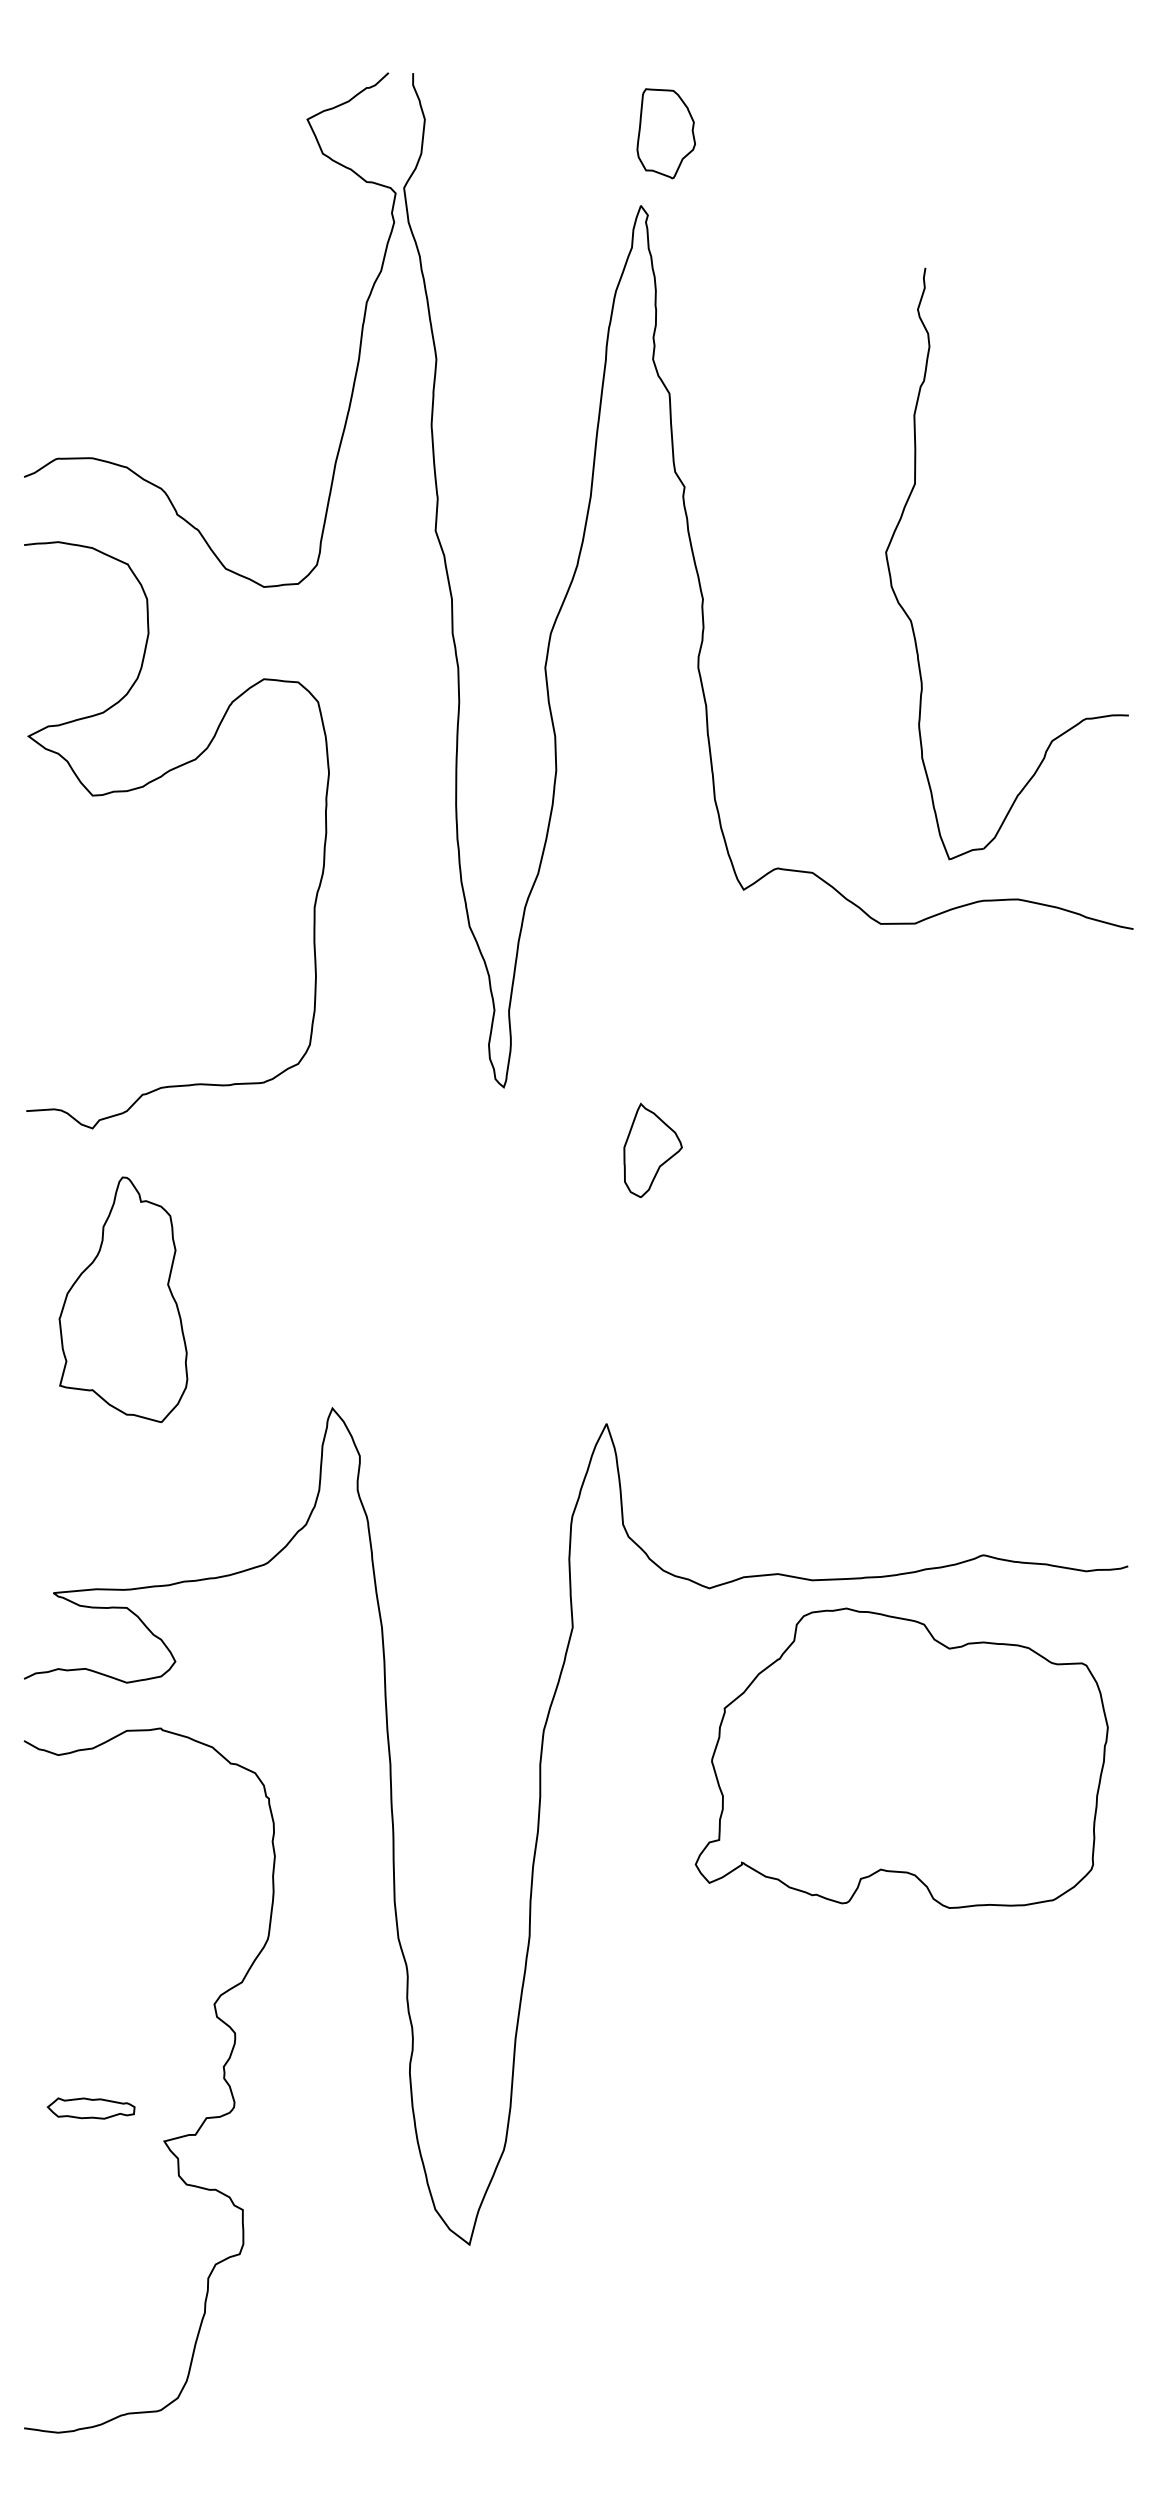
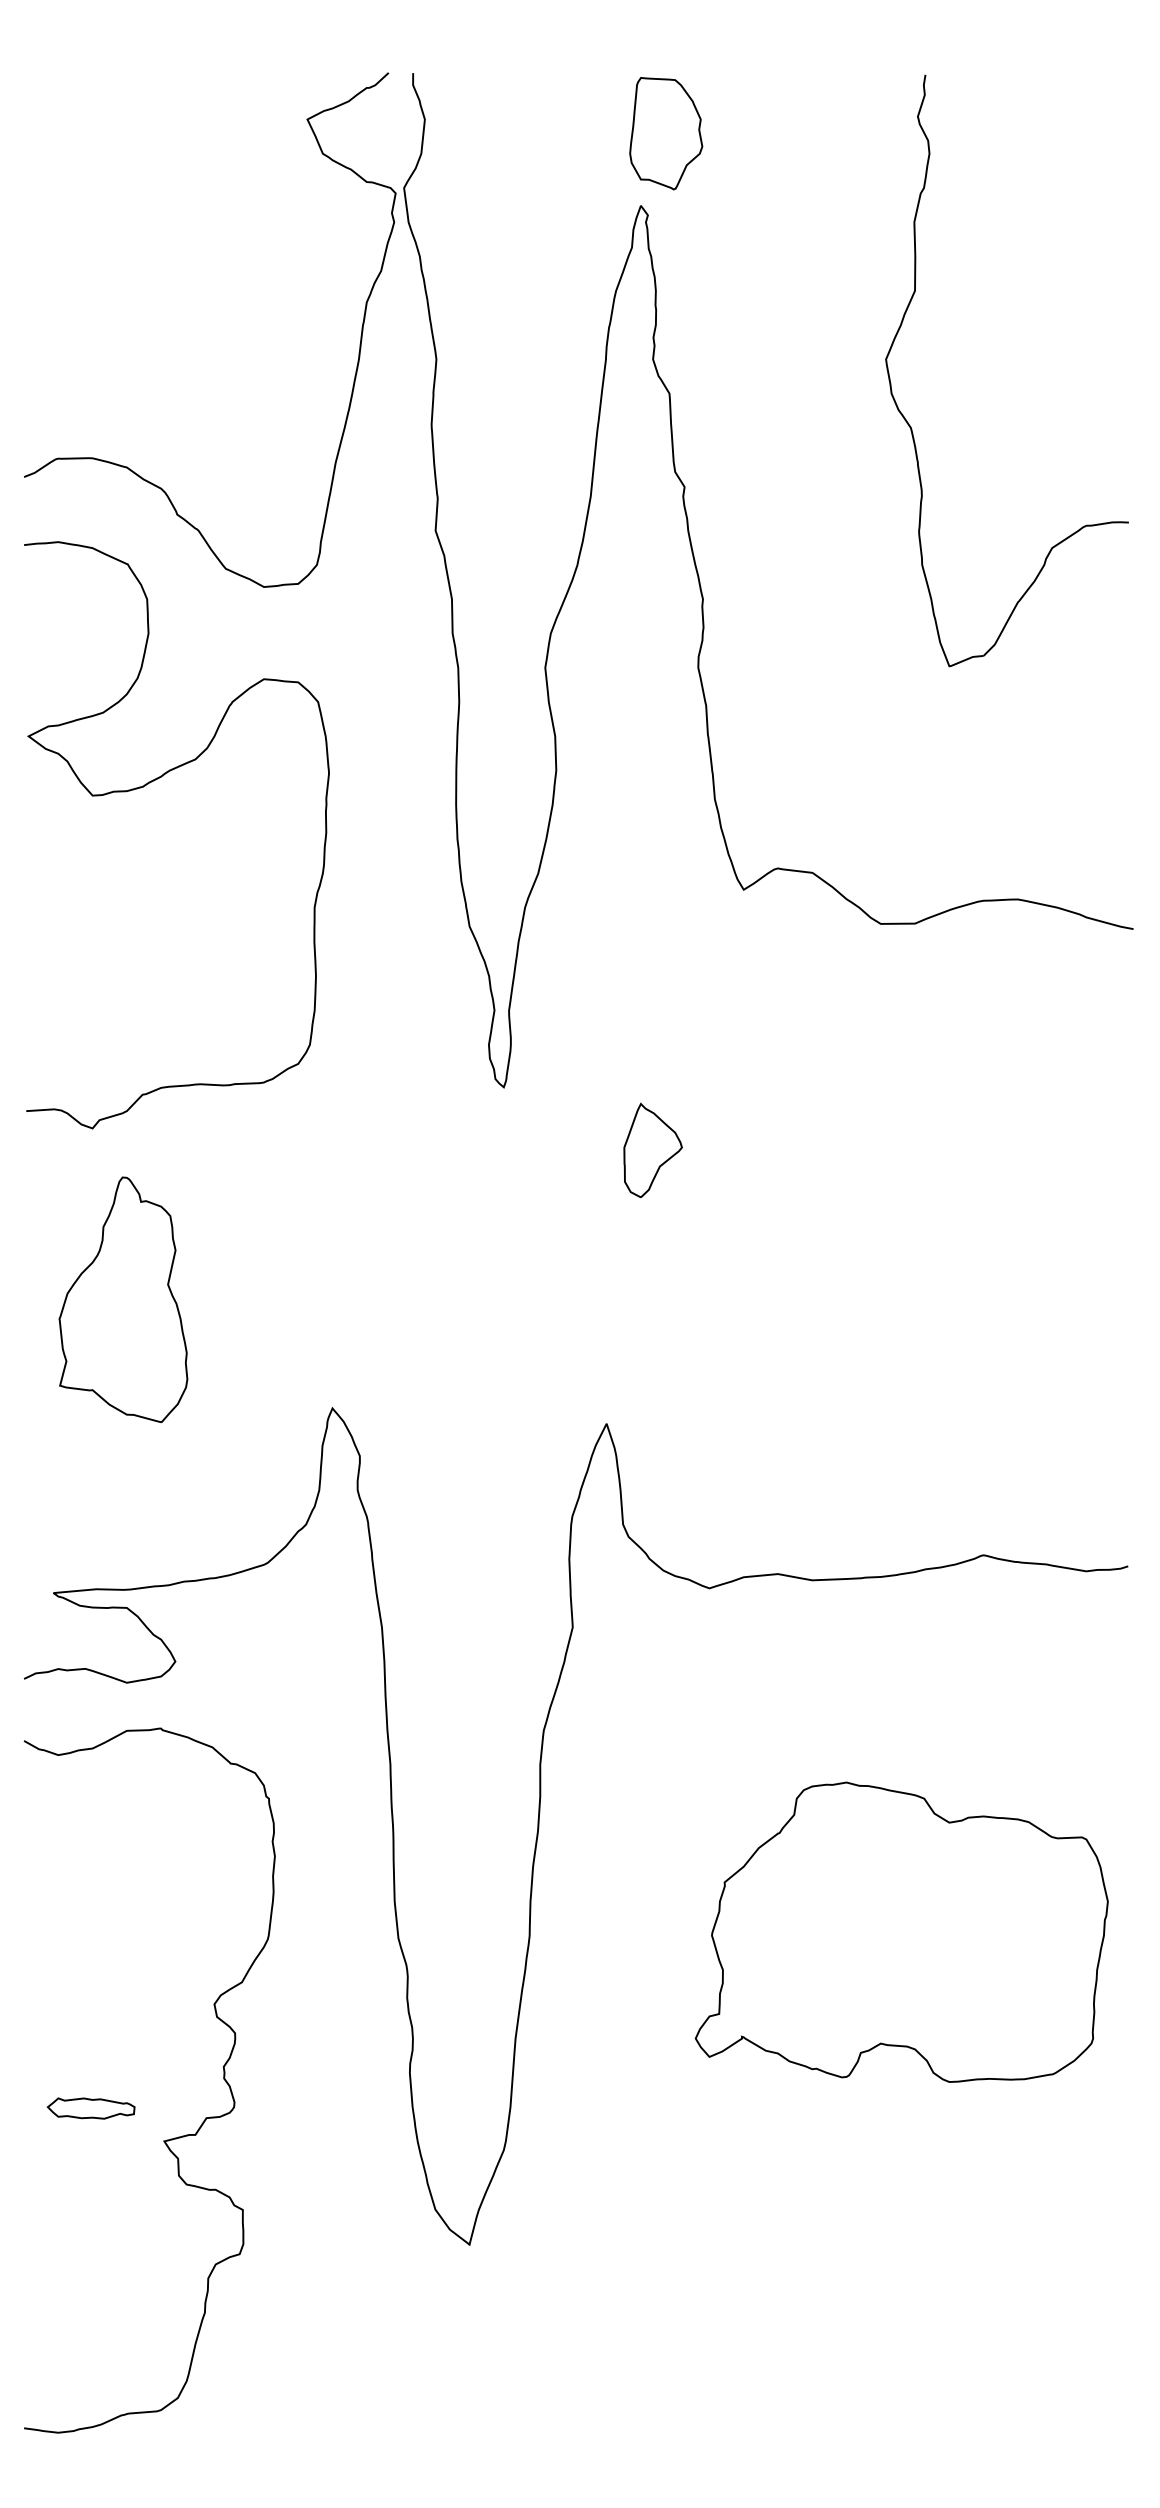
part size: 60x92 px -> 75x114 px (666, 133)
part position: (911, 619) -> (911, 426) (911, 426)
part position: (901, 1757) -> (901, 1931) (901, 1931)
